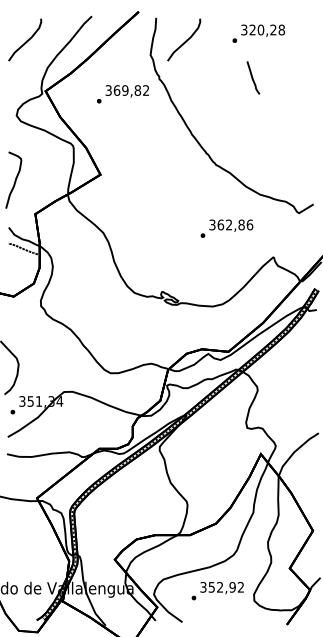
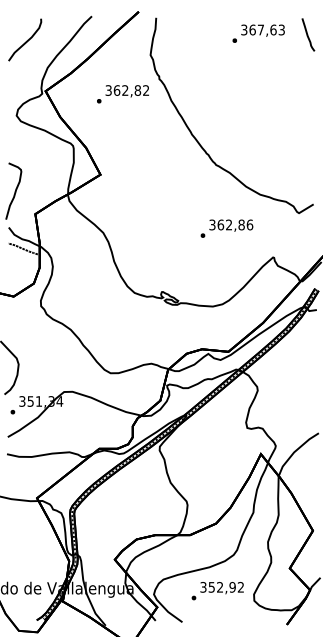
text: 320,28 -> 367,63 (267, 29)
curve: present -> none (185, 40)
curve position: (253, 77) -> (308, 34) (308, 34)
text: 369,82 -> 362,82 (125, 90)
curve position: (14, 180) -> (14, 191) (14, 191)
